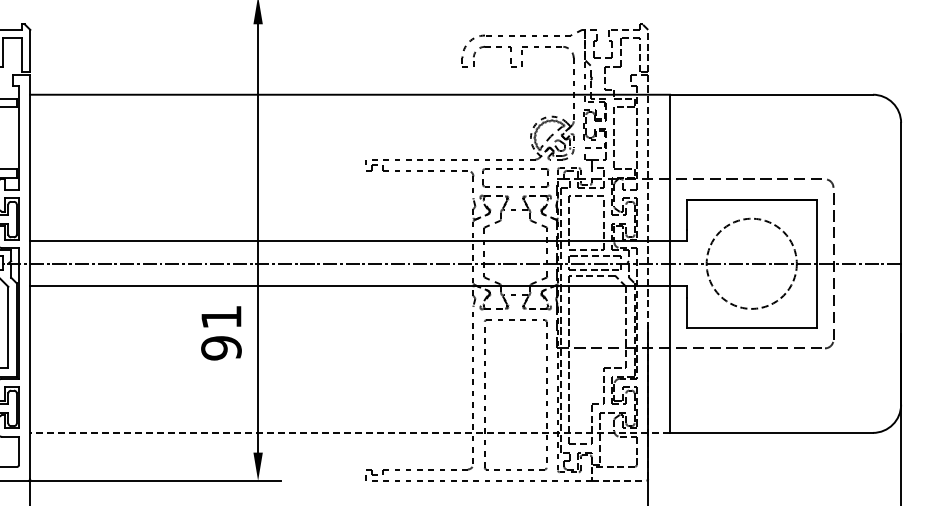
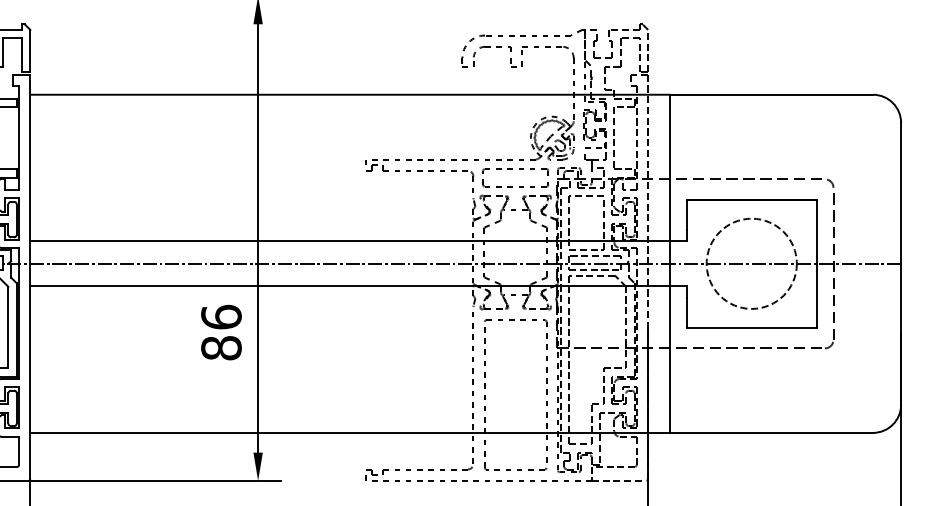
text: 91 -> 86 (221, 332)
line: dashed -> solid (350, 432)
